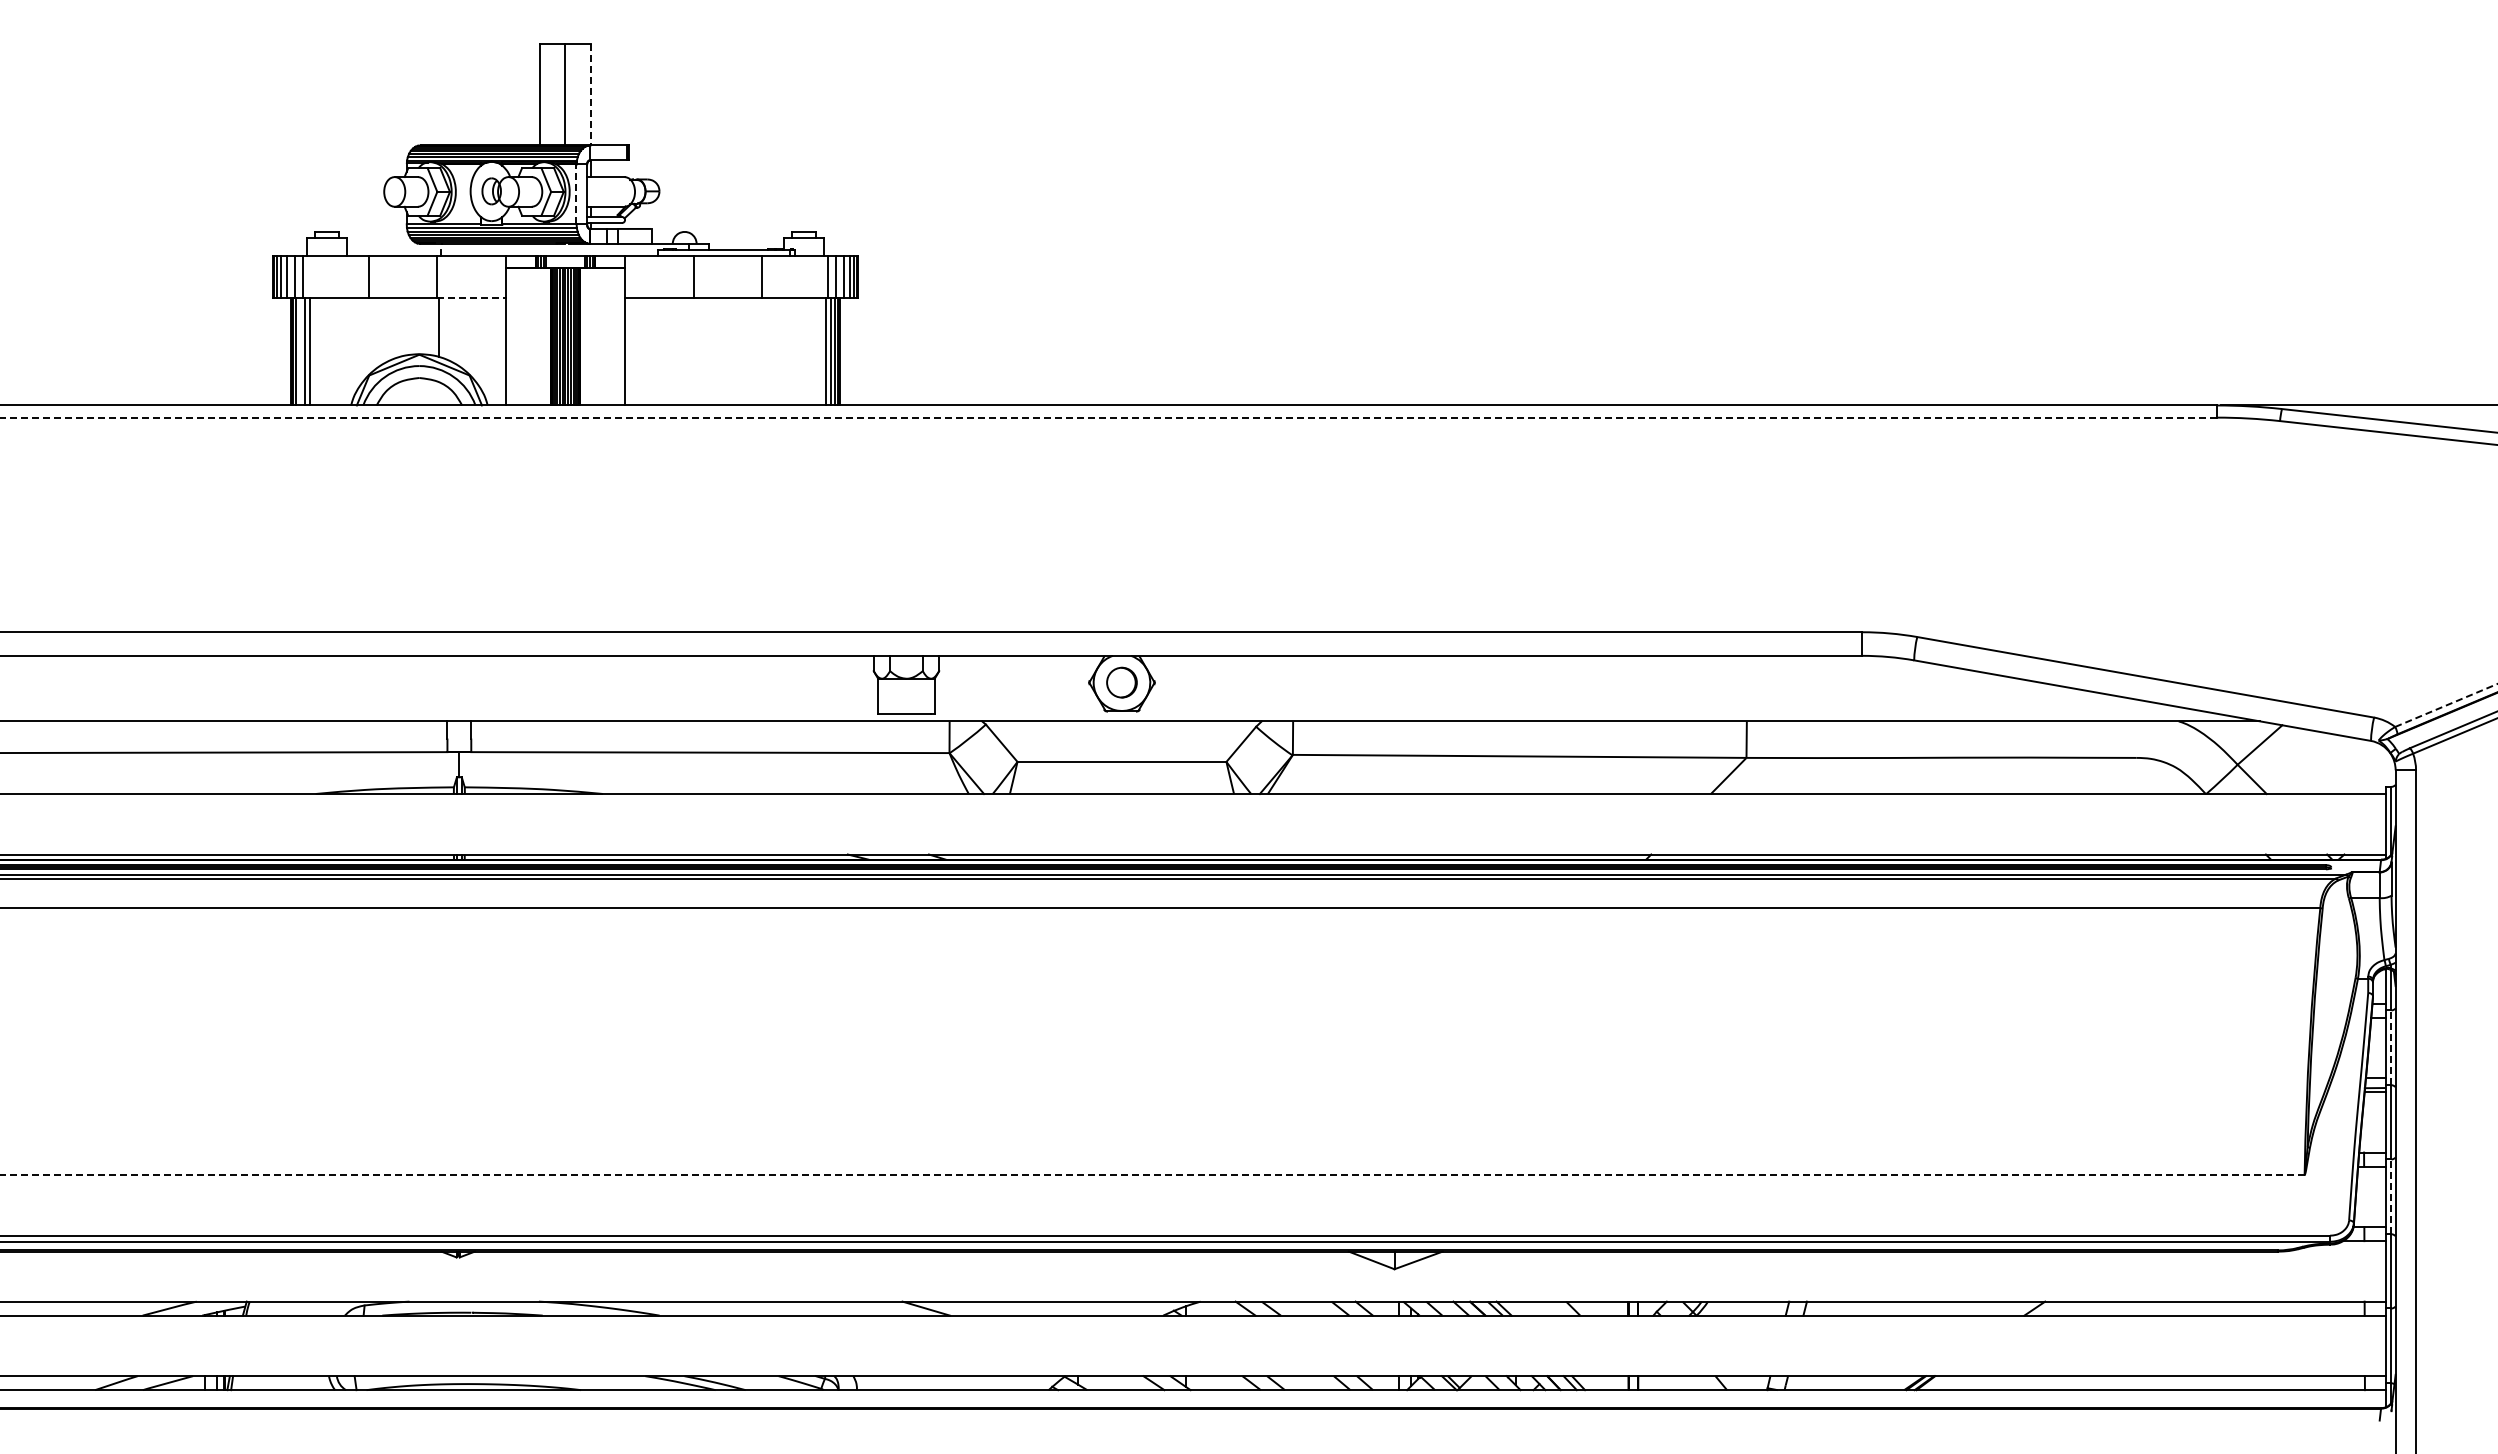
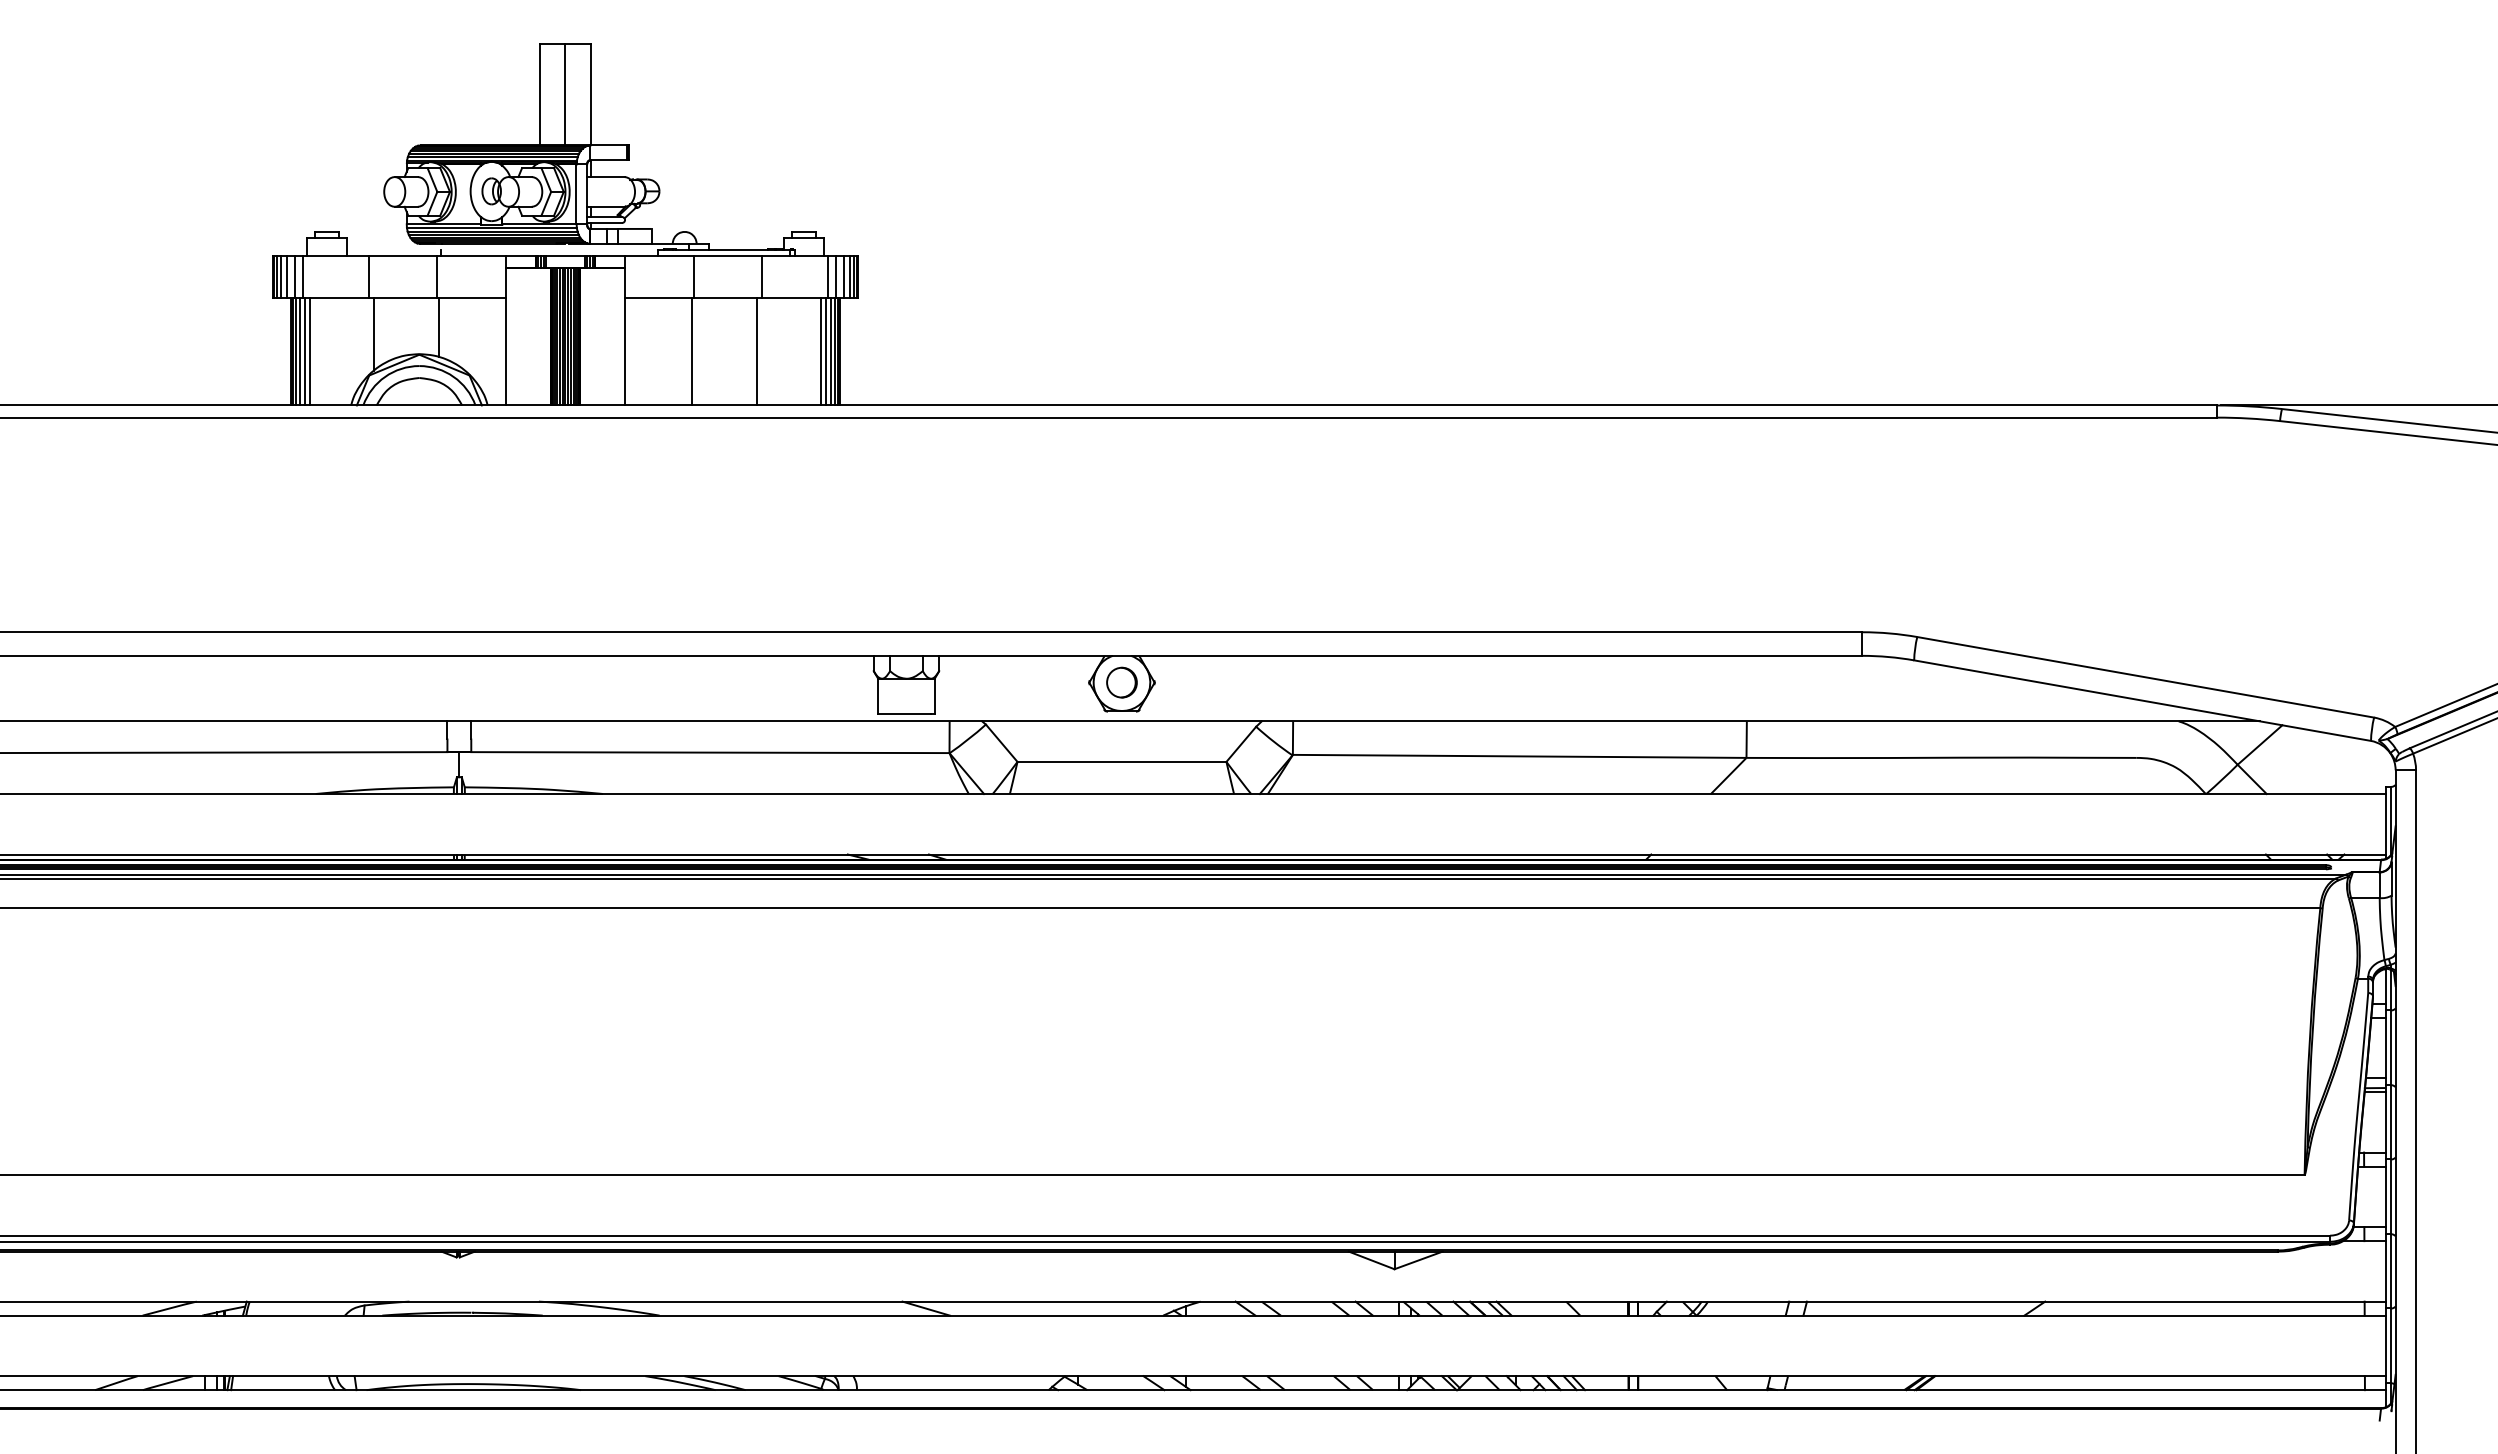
line: dashed -> solid (591, 94)
line: dashed -> solid (576, 193)
line: dashed -> solid (471, 297)
line: none -> present (373, 333)
line: none -> present (299, 351)
line: none -> present (691, 351)
line: none -> present (757, 351)
line: none -> present (820, 351)
line: dashed -> solid (1108, 417)
line: dashed -> solid (2446, 705)
line: dashed -> solid (2391, 1047)
line: dashed -> solid (1152, 1174)
line: dashed -> solid (2391, 1196)
